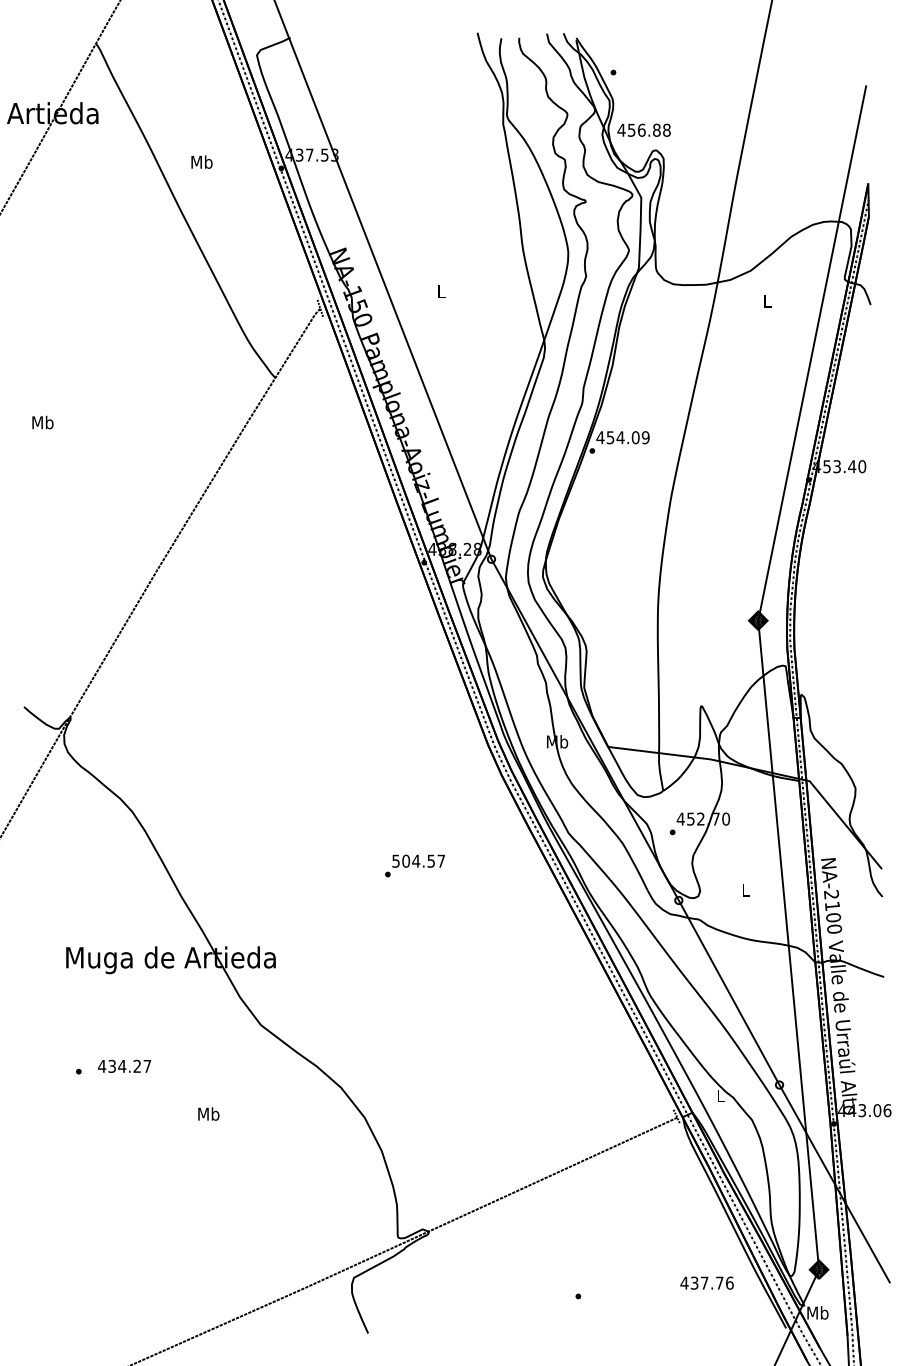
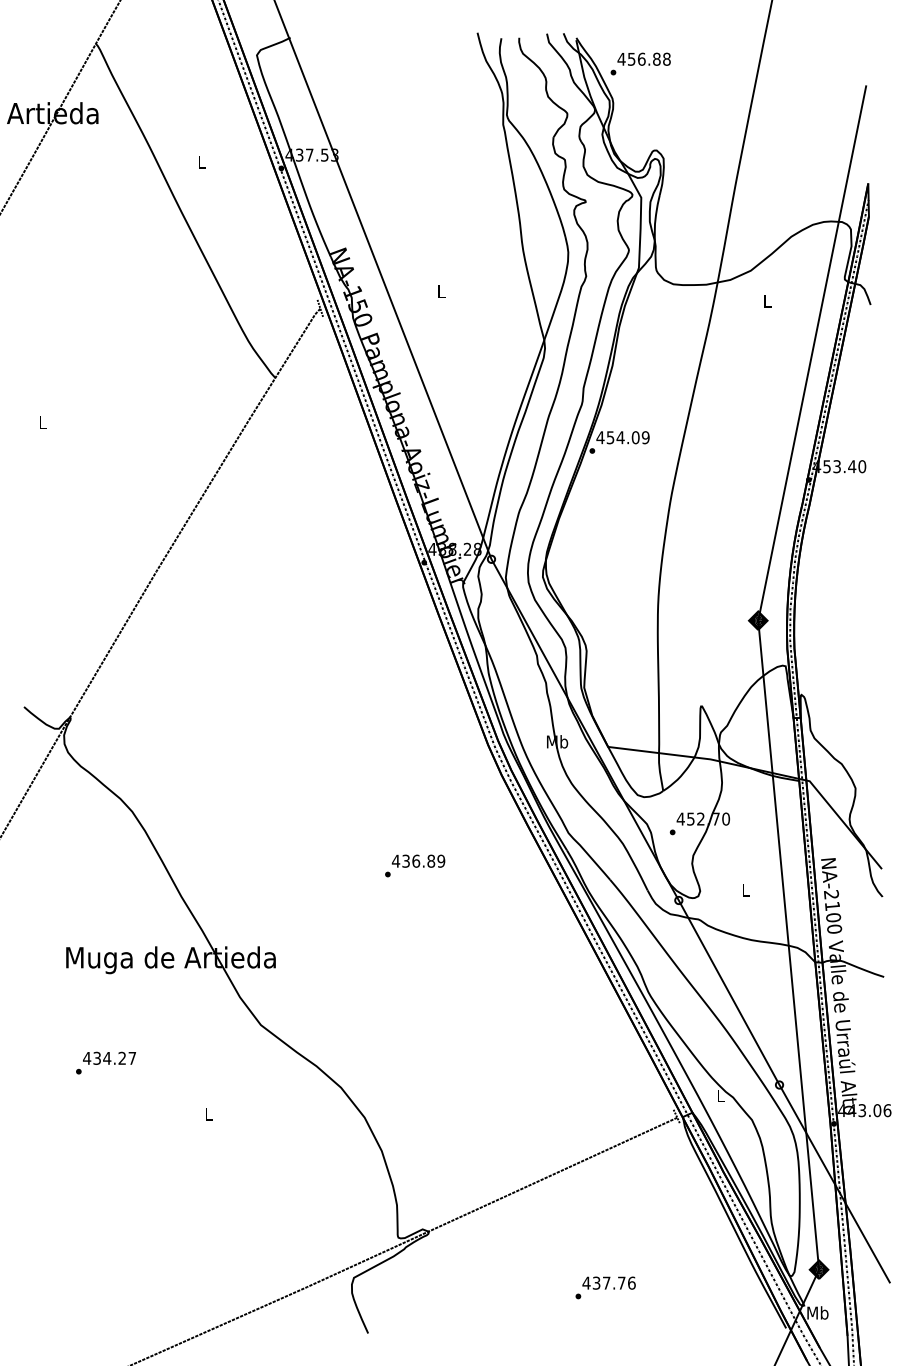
text position: (643, 129) -> (643, 58) (643, 58)
text: Mb -> L (201, 161)
text: Mb -> L (42, 422)
text: 504.57 -> 436.89 (418, 860)
text position: (124, 1065) -> (109, 1057) (109, 1057)
text: Mb -> L (208, 1113)
text position: (706, 1282) -> (608, 1282) (608, 1282)
